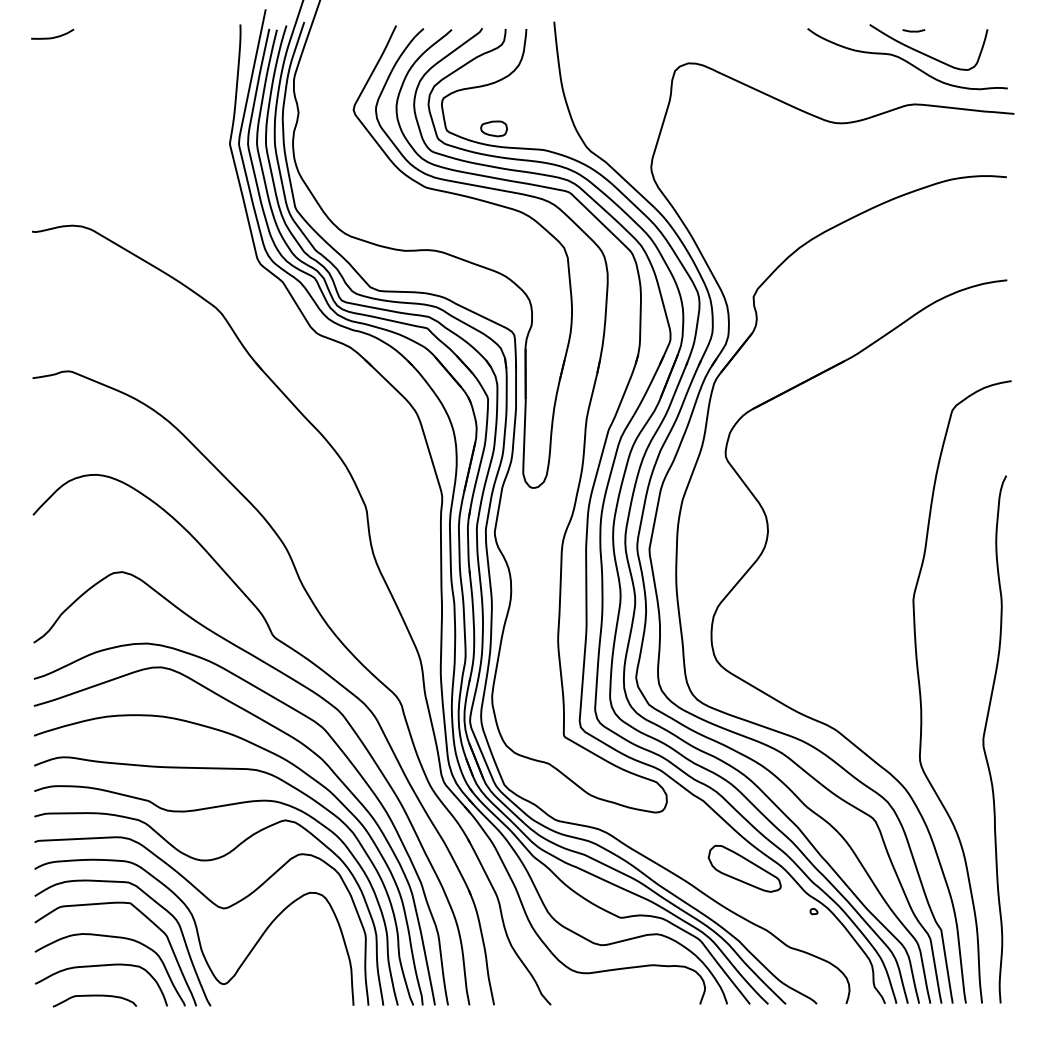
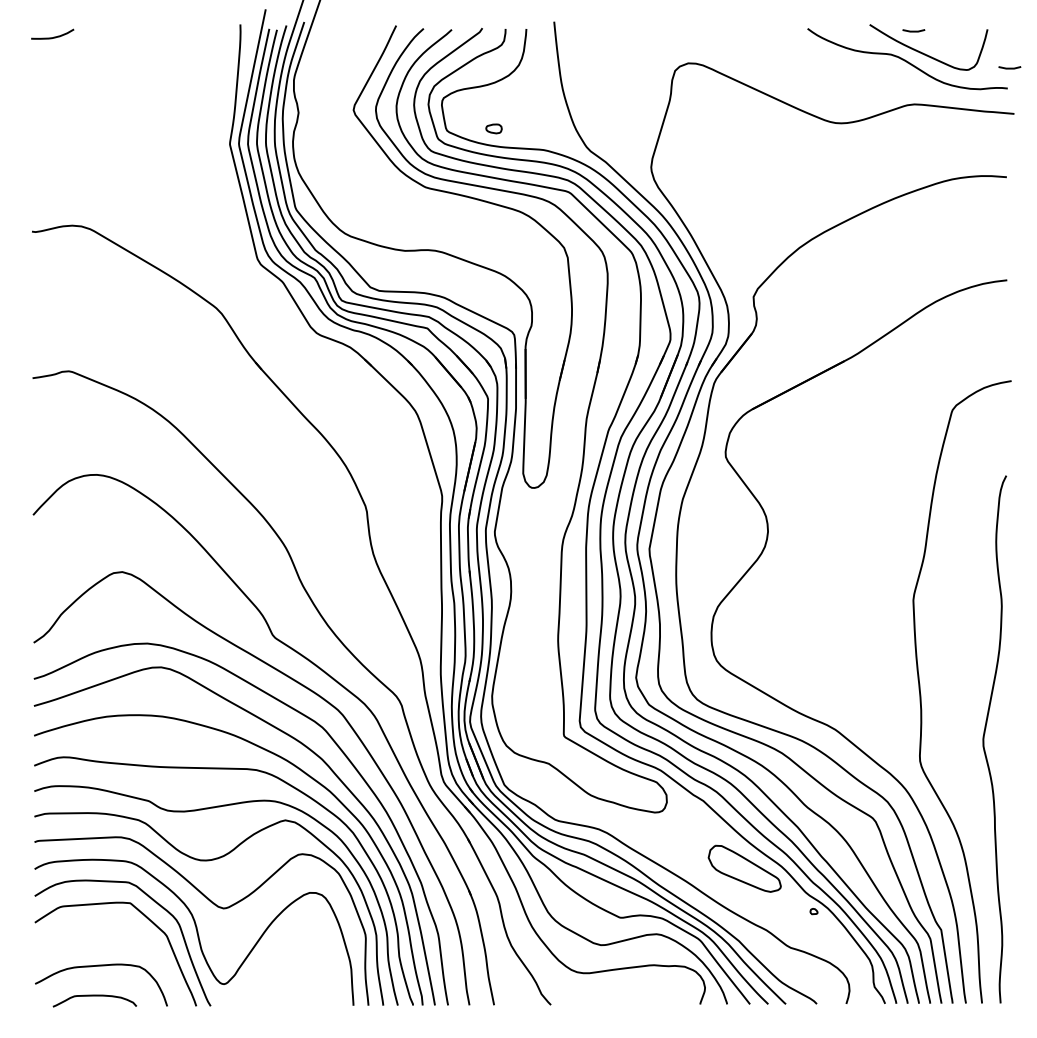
line: none -> present (1009, 67)
part size: 28x18 px -> 18x12 px (493, 128)
curve: present -> none (109, 937)
